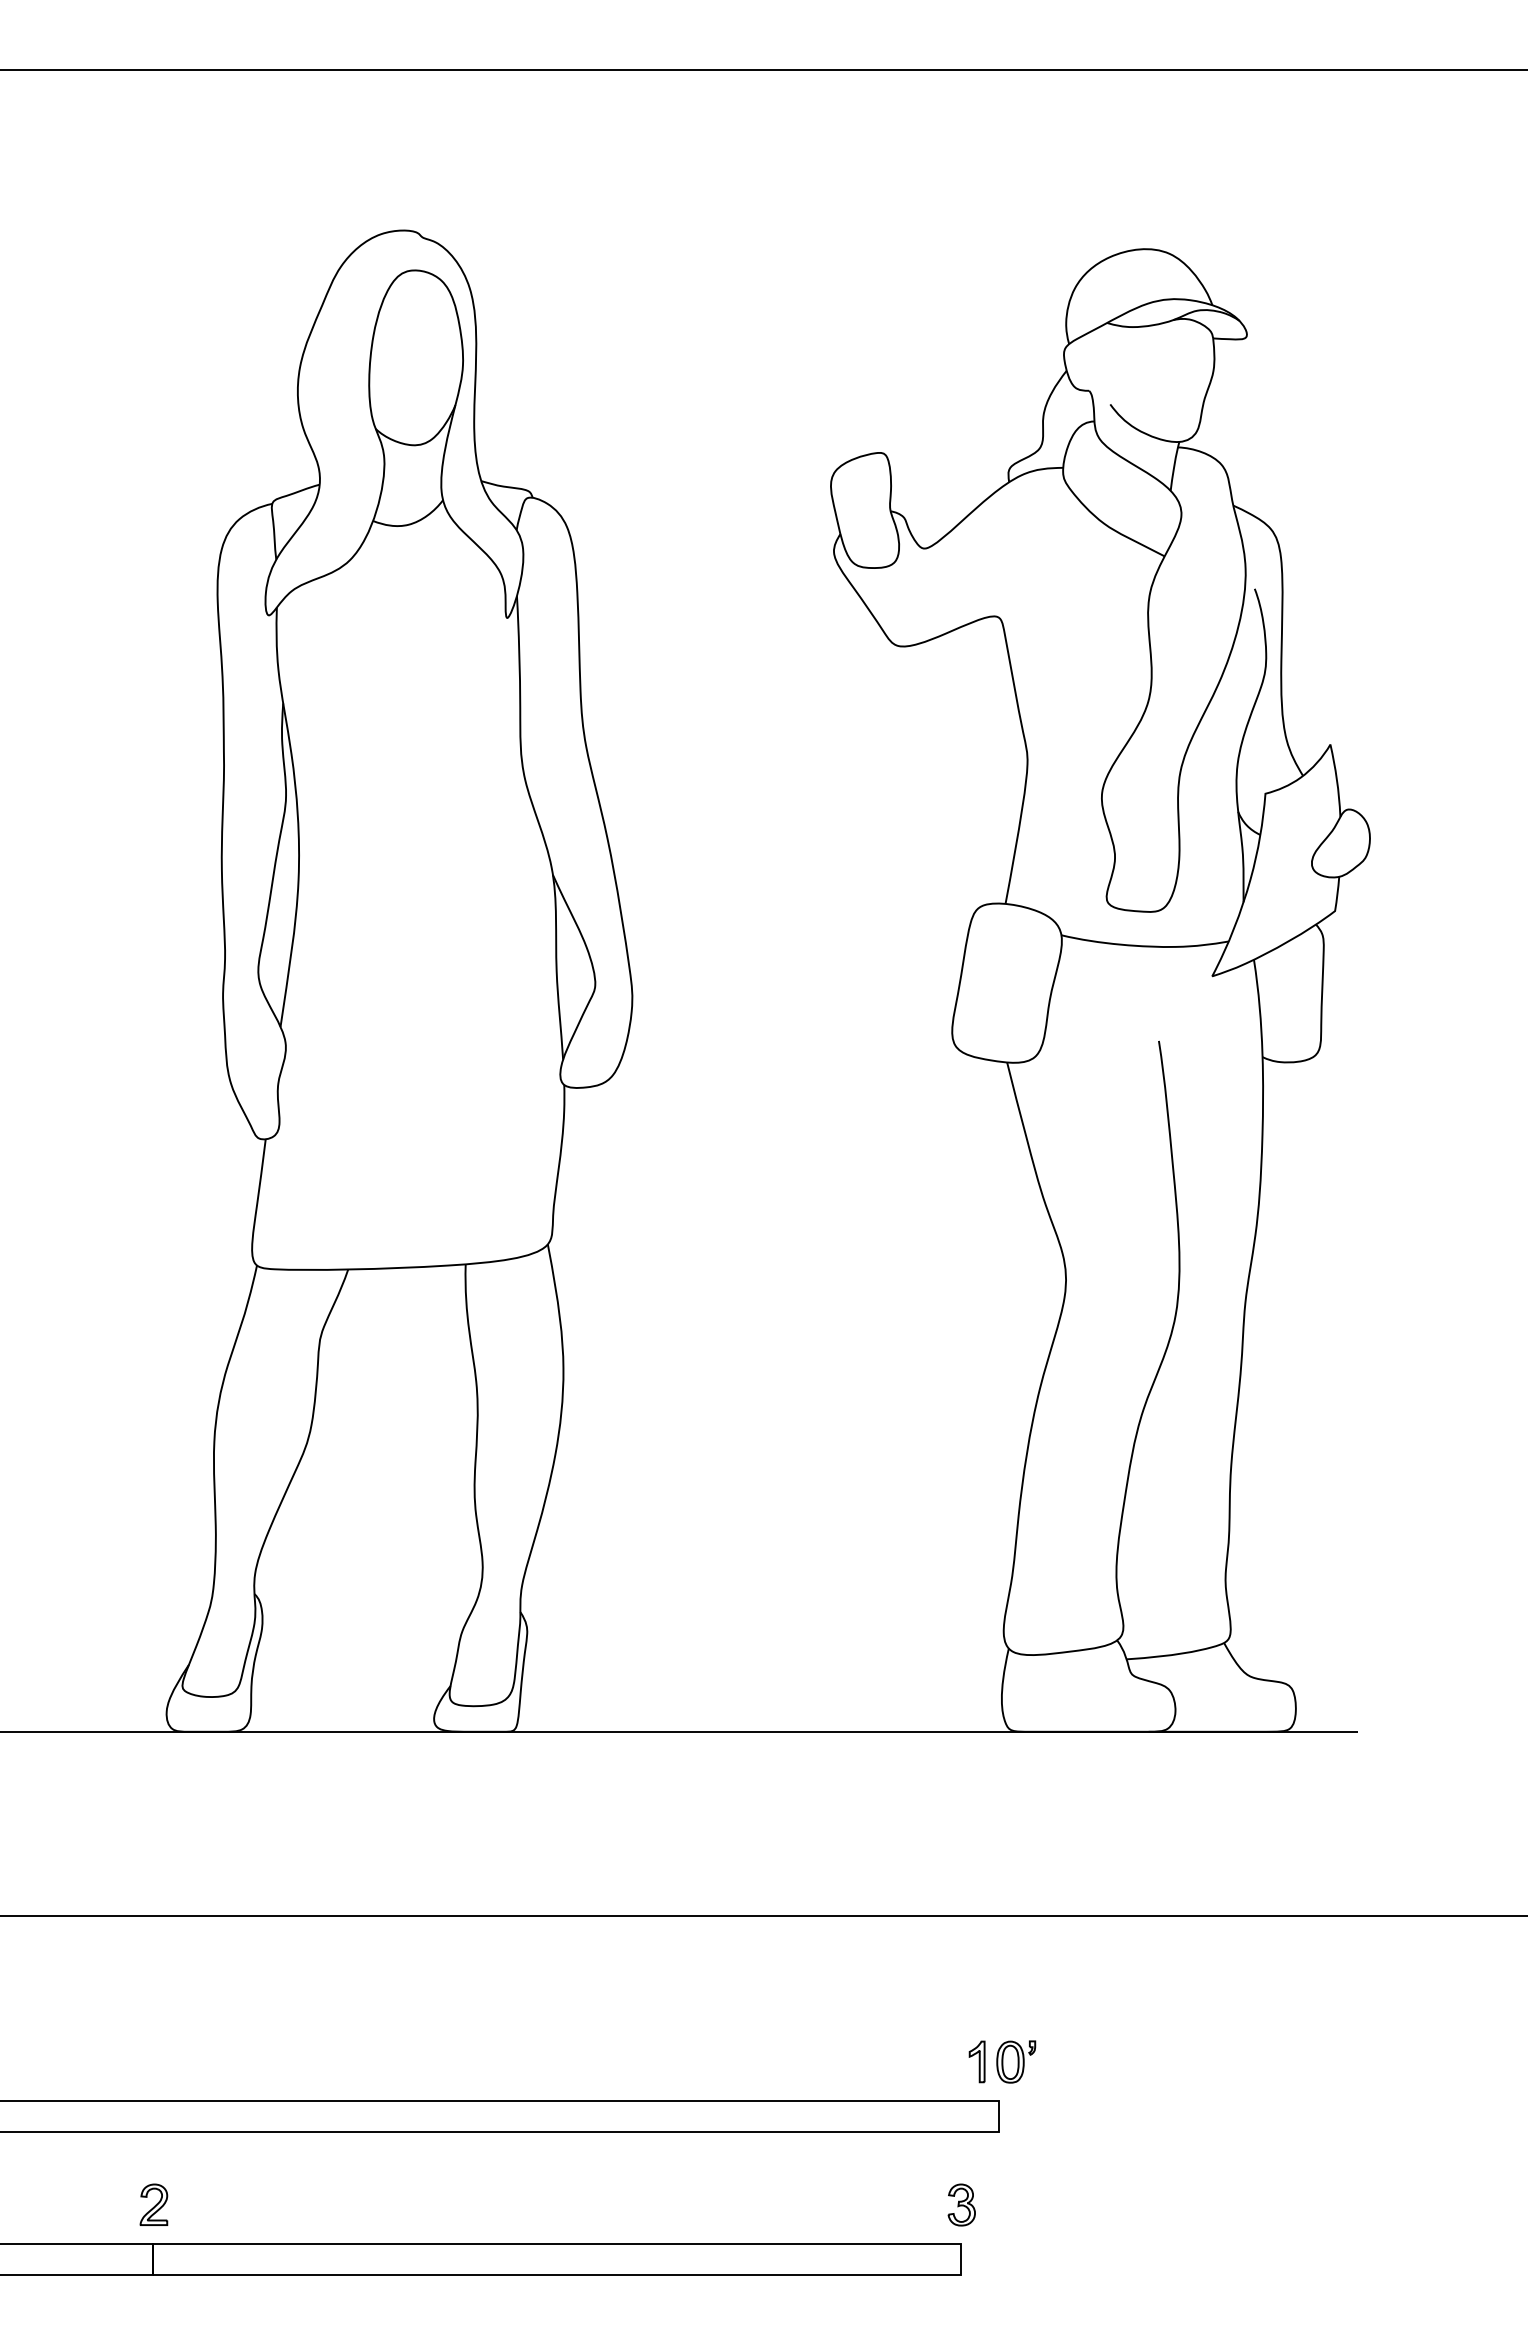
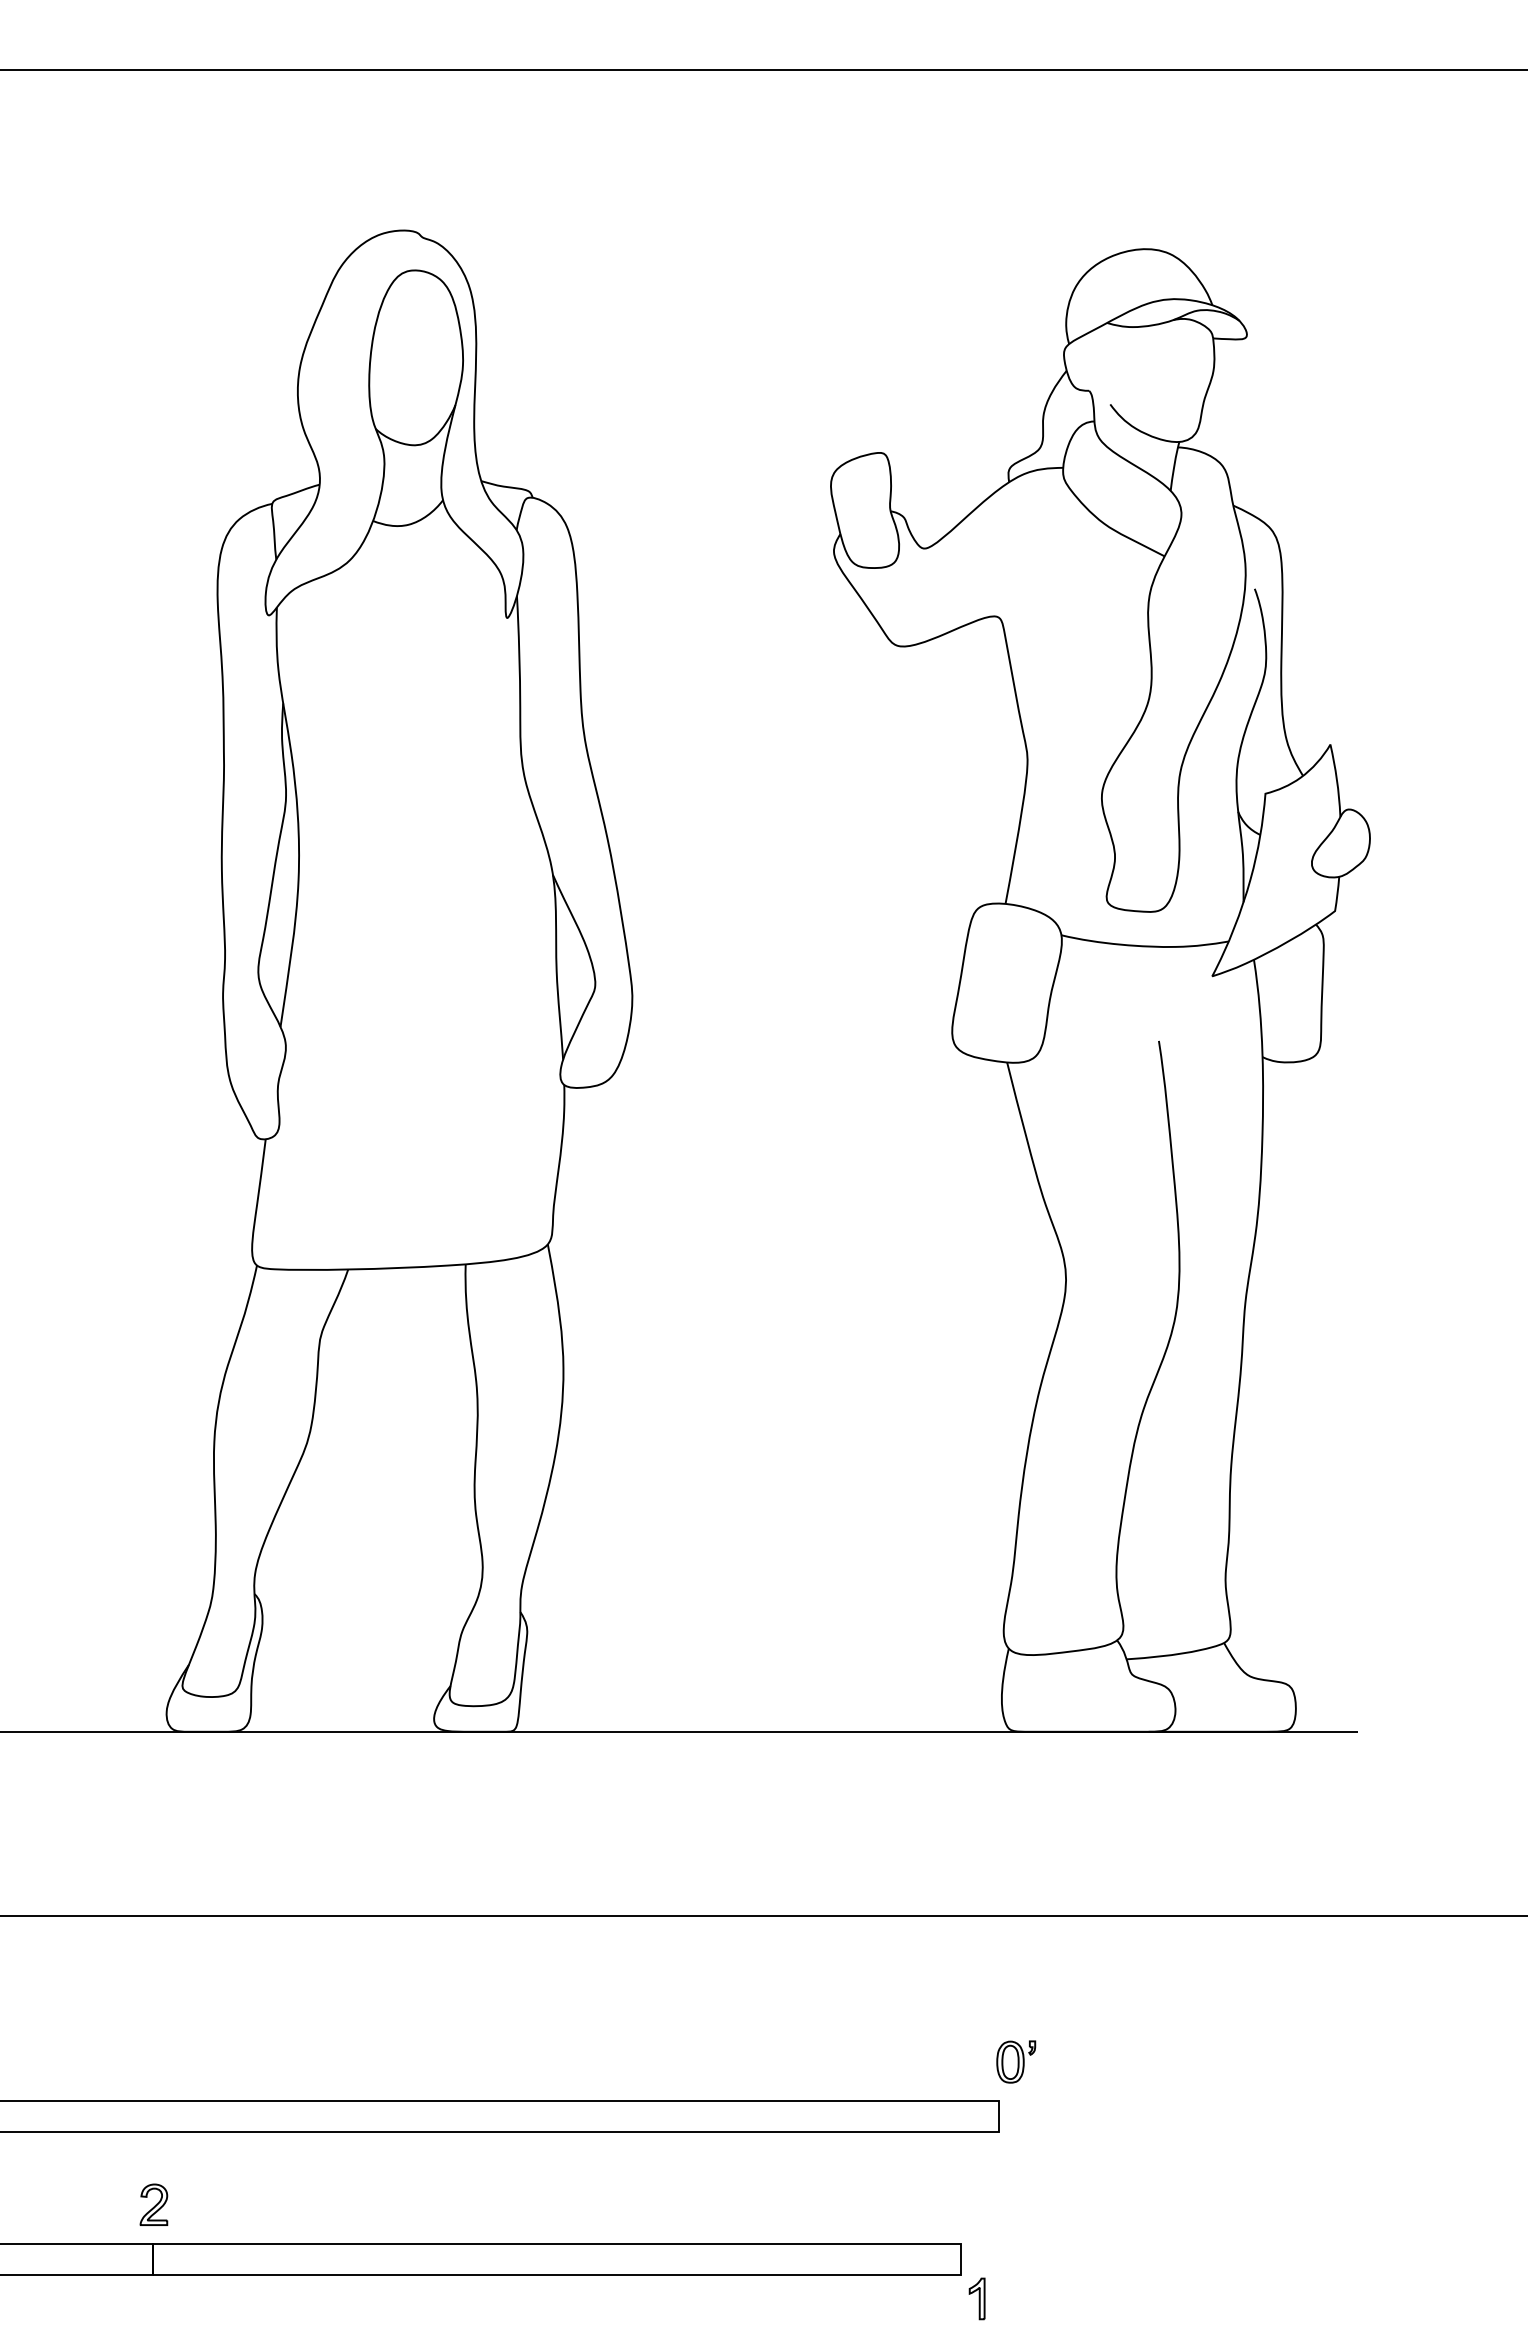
part position: (976, 2061) -> (976, 2298) (976, 2298)
part: present -> none (961, 2204)
